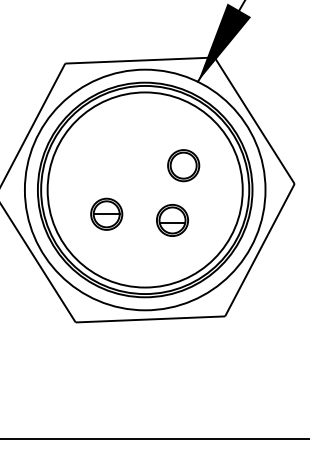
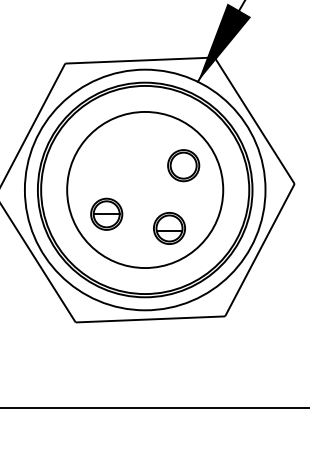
circle diameter: 195 px -> 156 px (145, 189)
part position: (172, 220) -> (169, 228) (169, 228)
line position: (154, 439) -> (154, 408) (154, 408)
